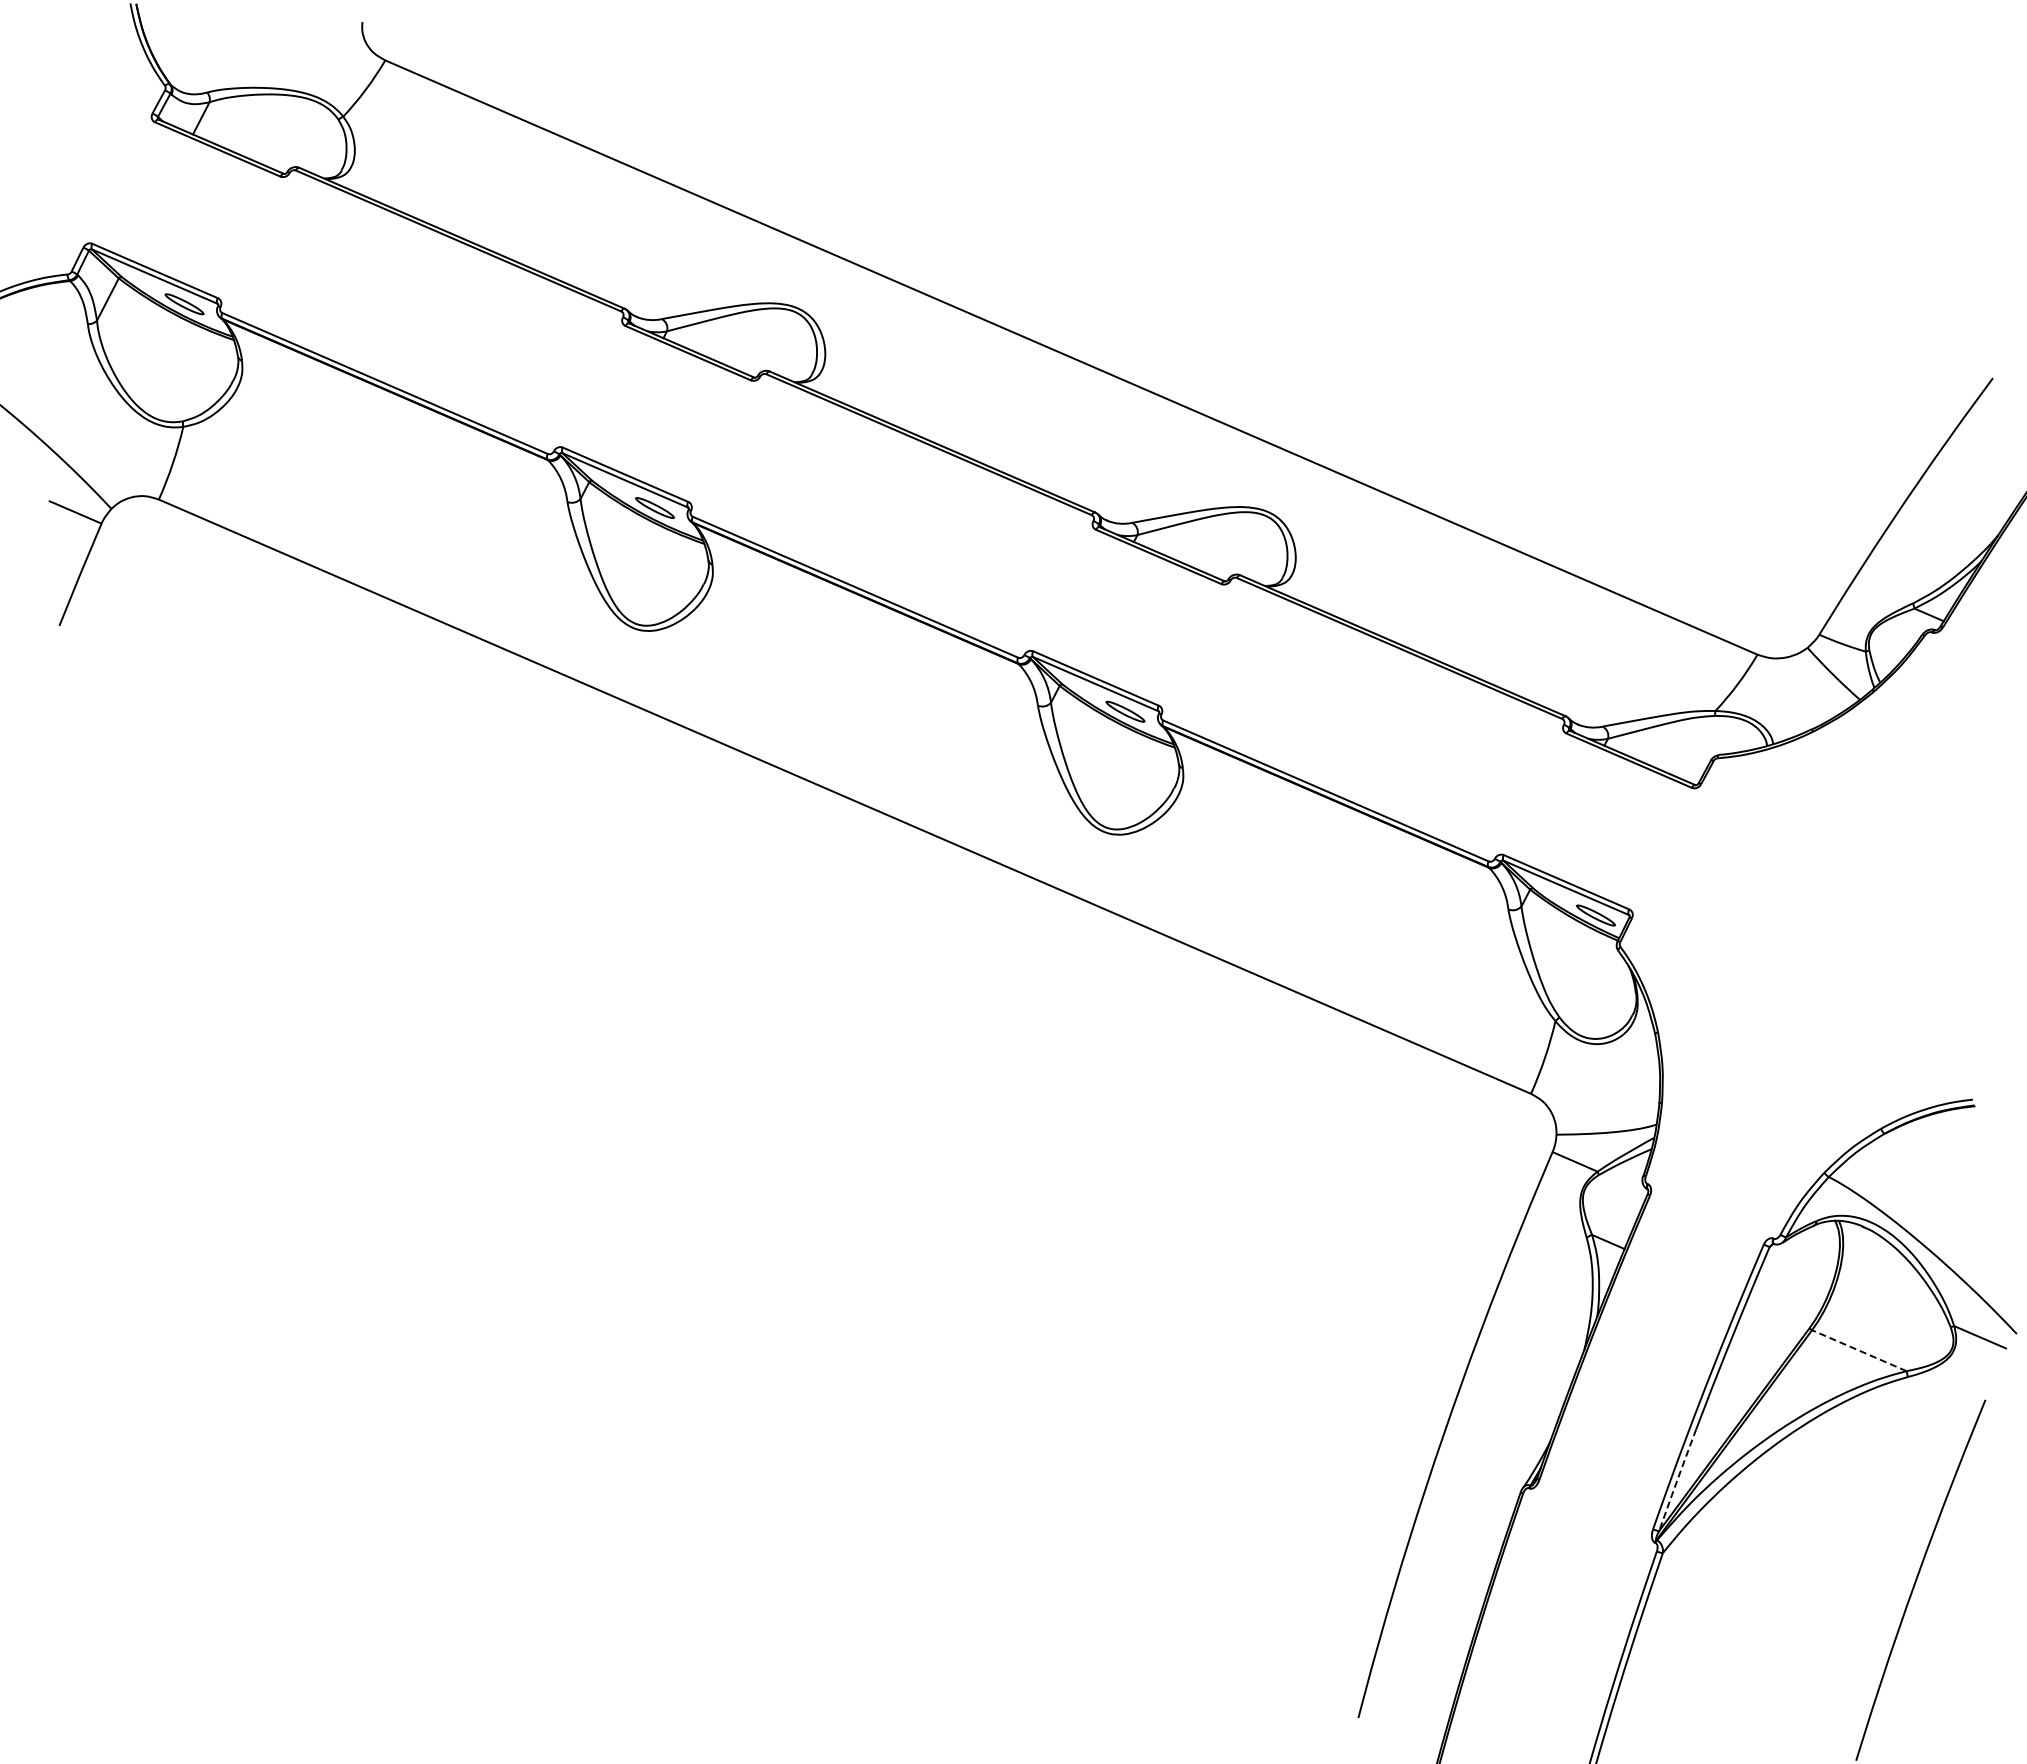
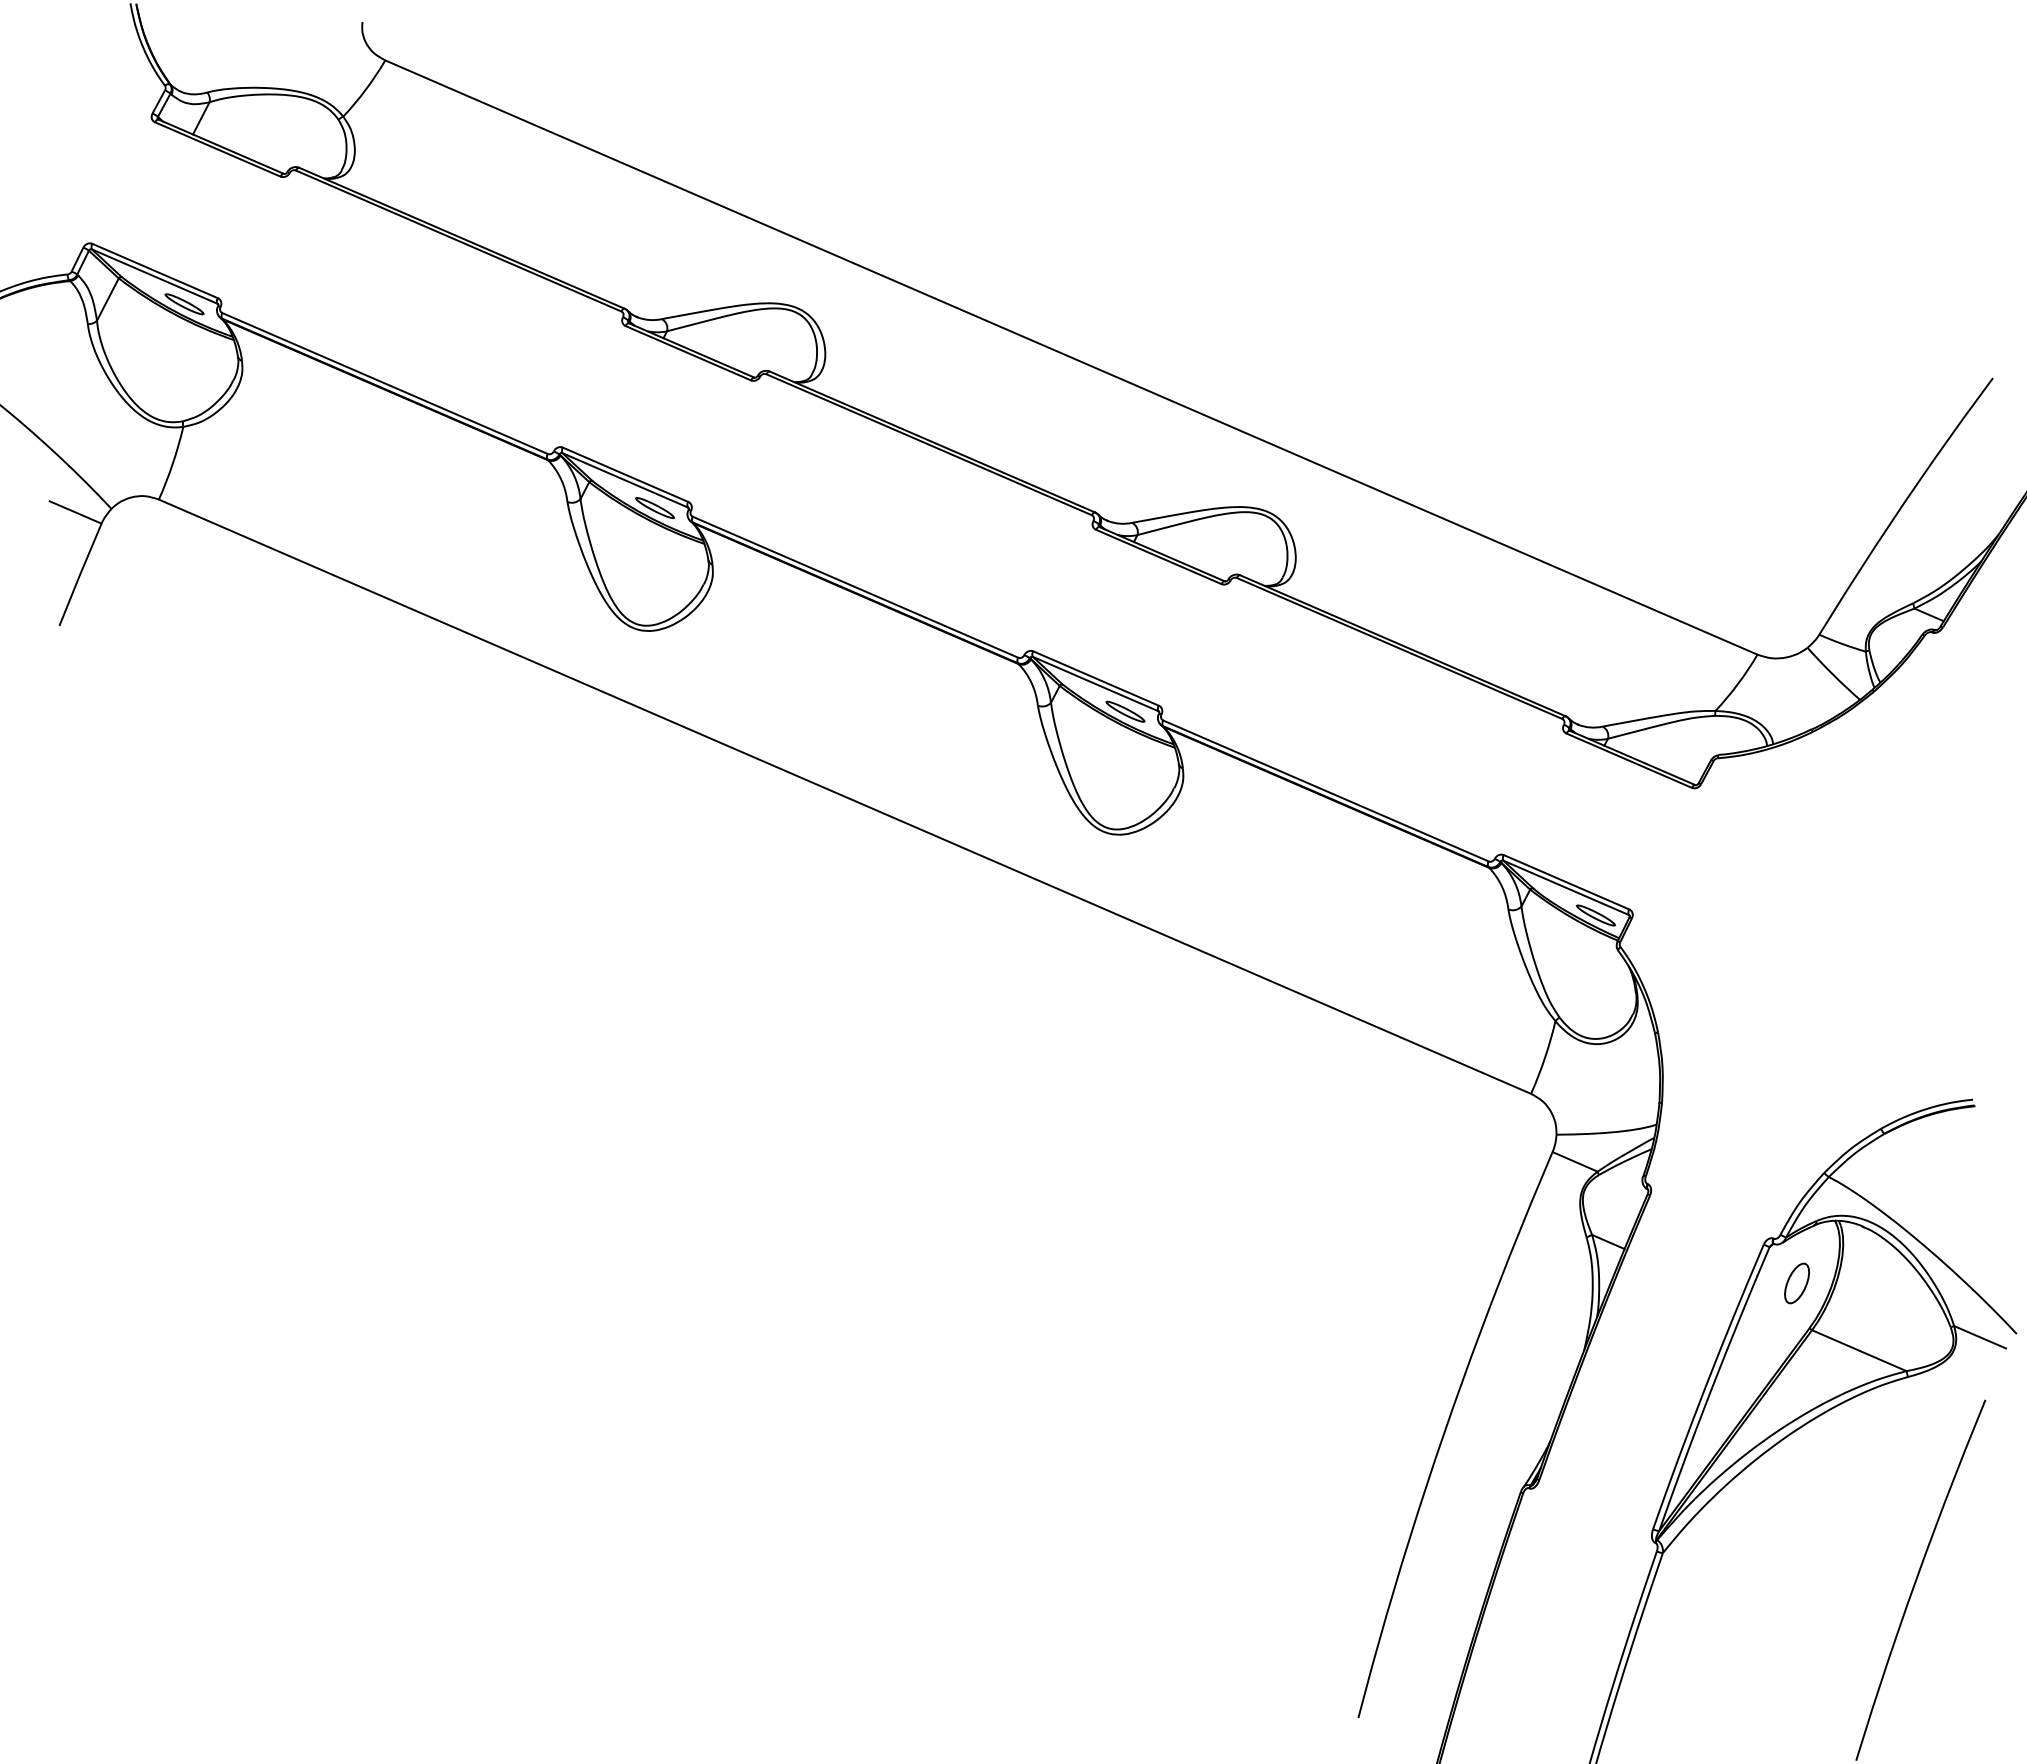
part: none -> present (1796, 1283)
line: dashed -> solid (1859, 1350)
line: dashed -> solid (1677, 1480)
